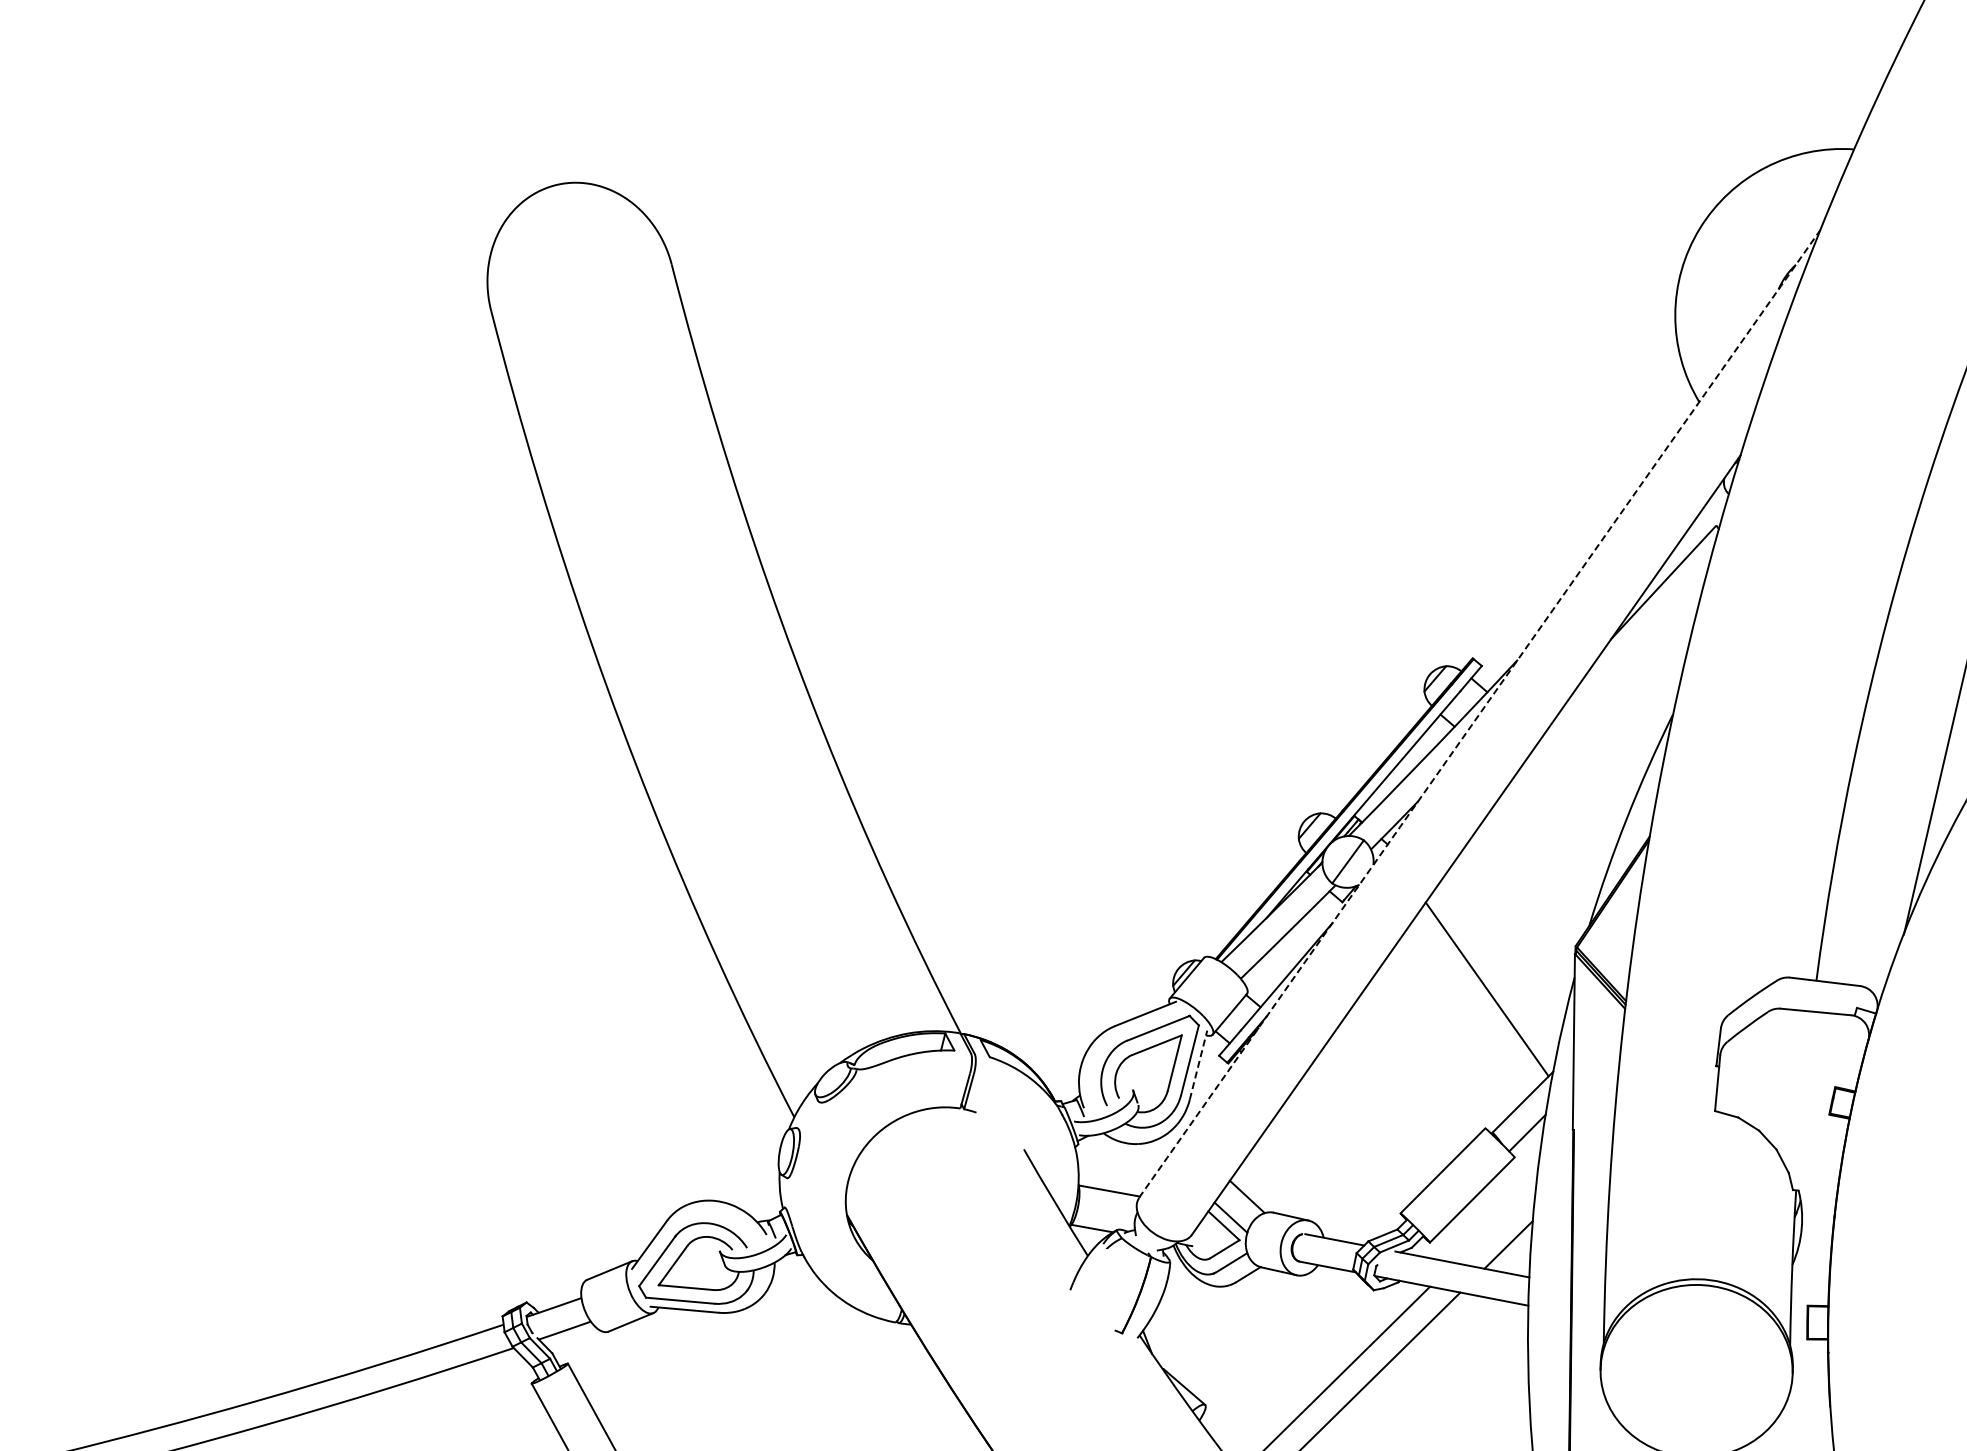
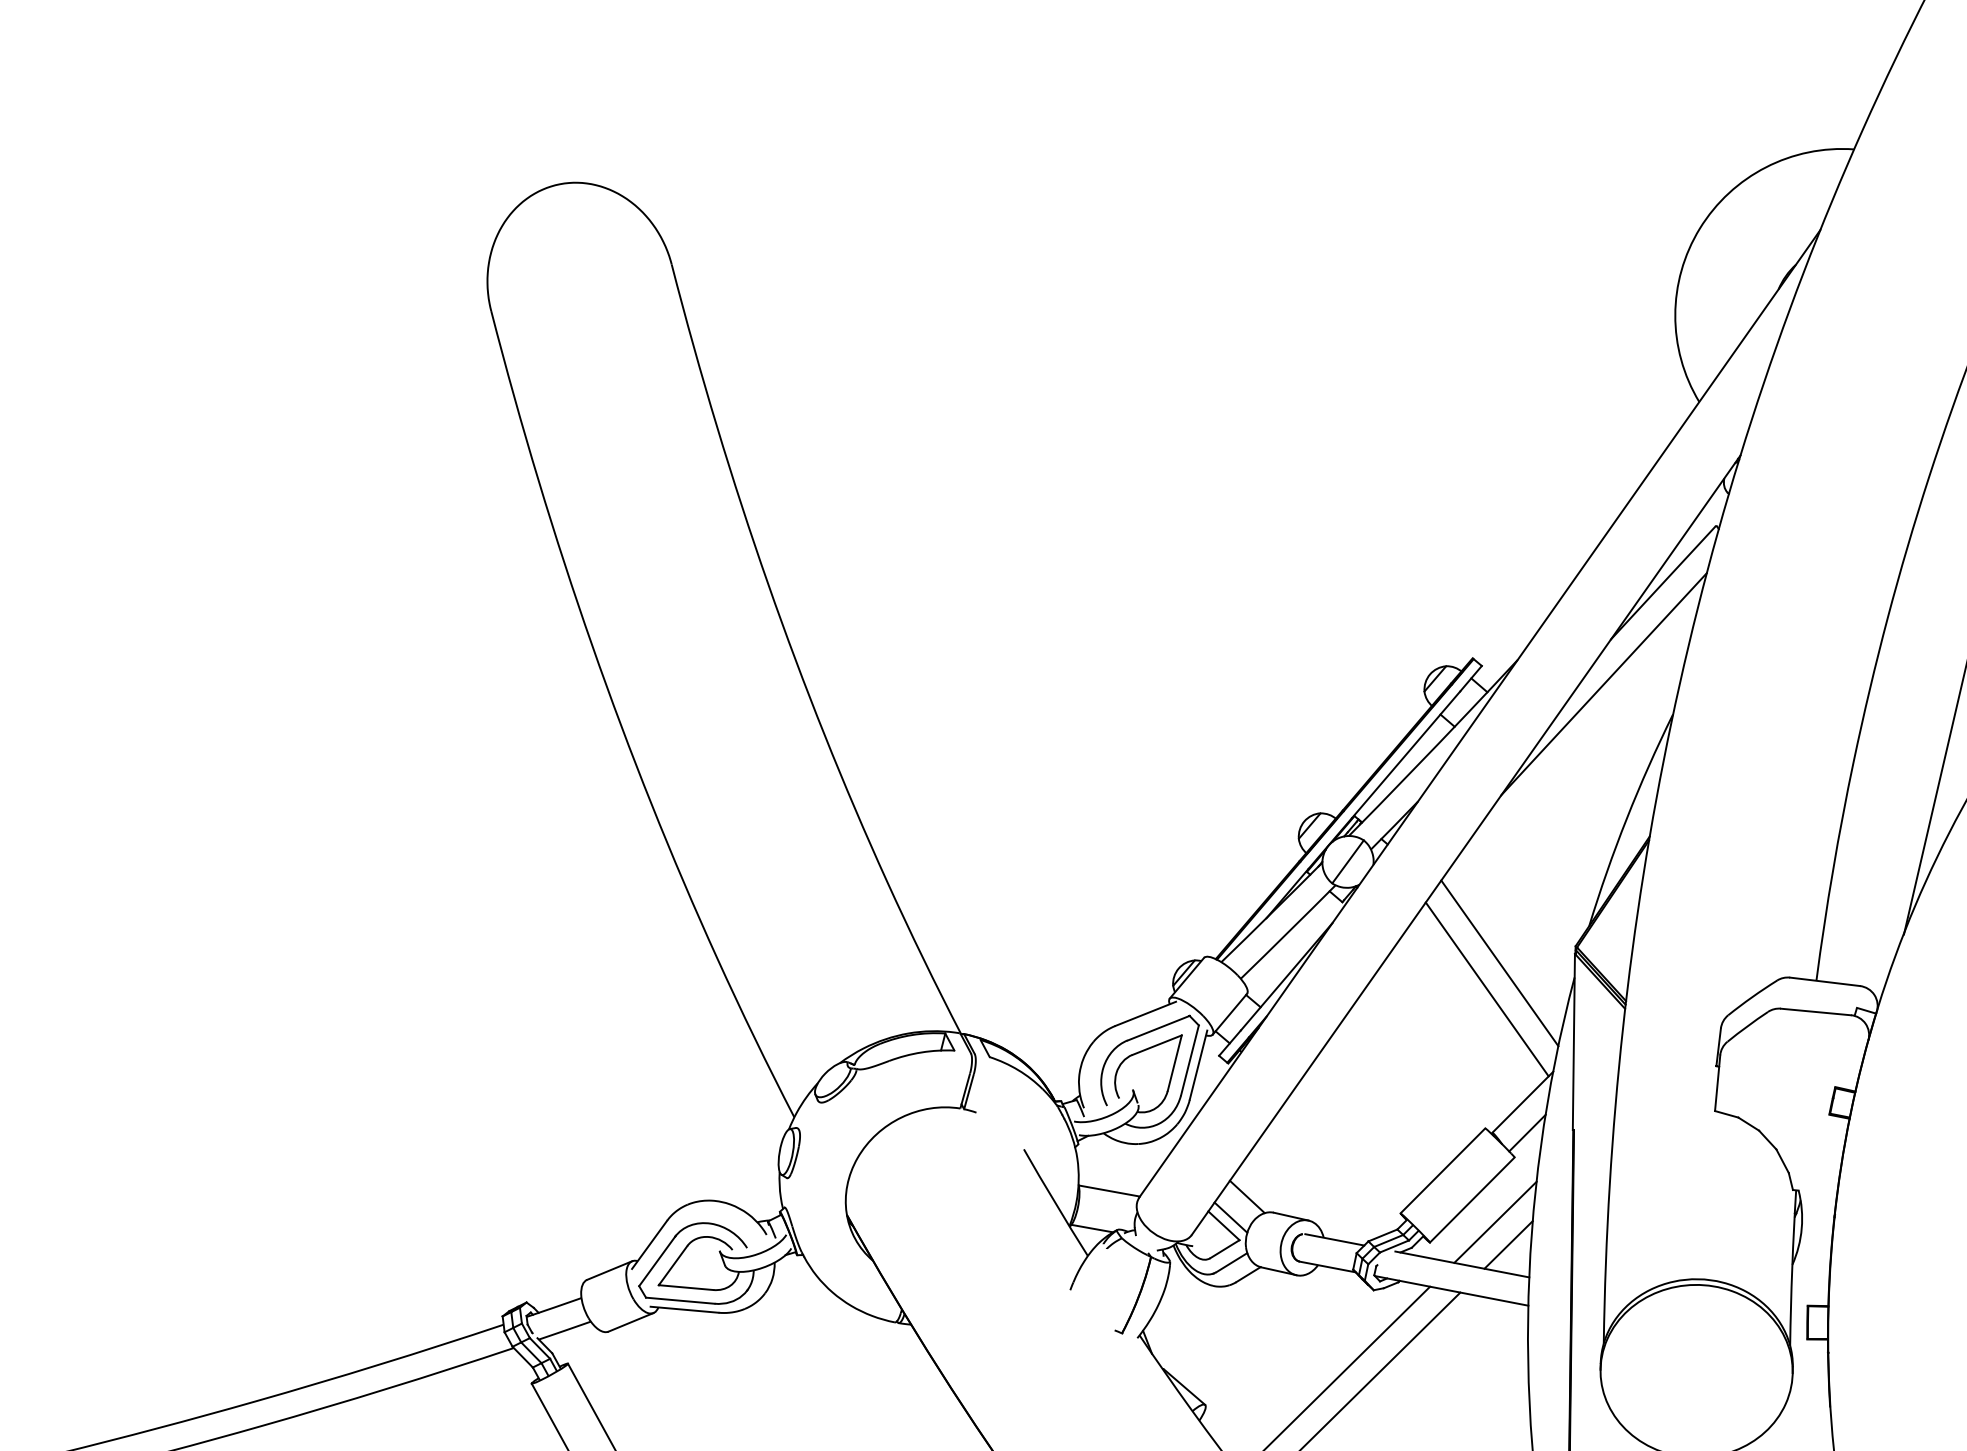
line: none -> present (1603, 684)
line: dashed -> solid (1479, 713)
line: none -> present (1499, 963)
line: dashed -> solid (1198, 1065)
line: none -> present (1495, 1221)
